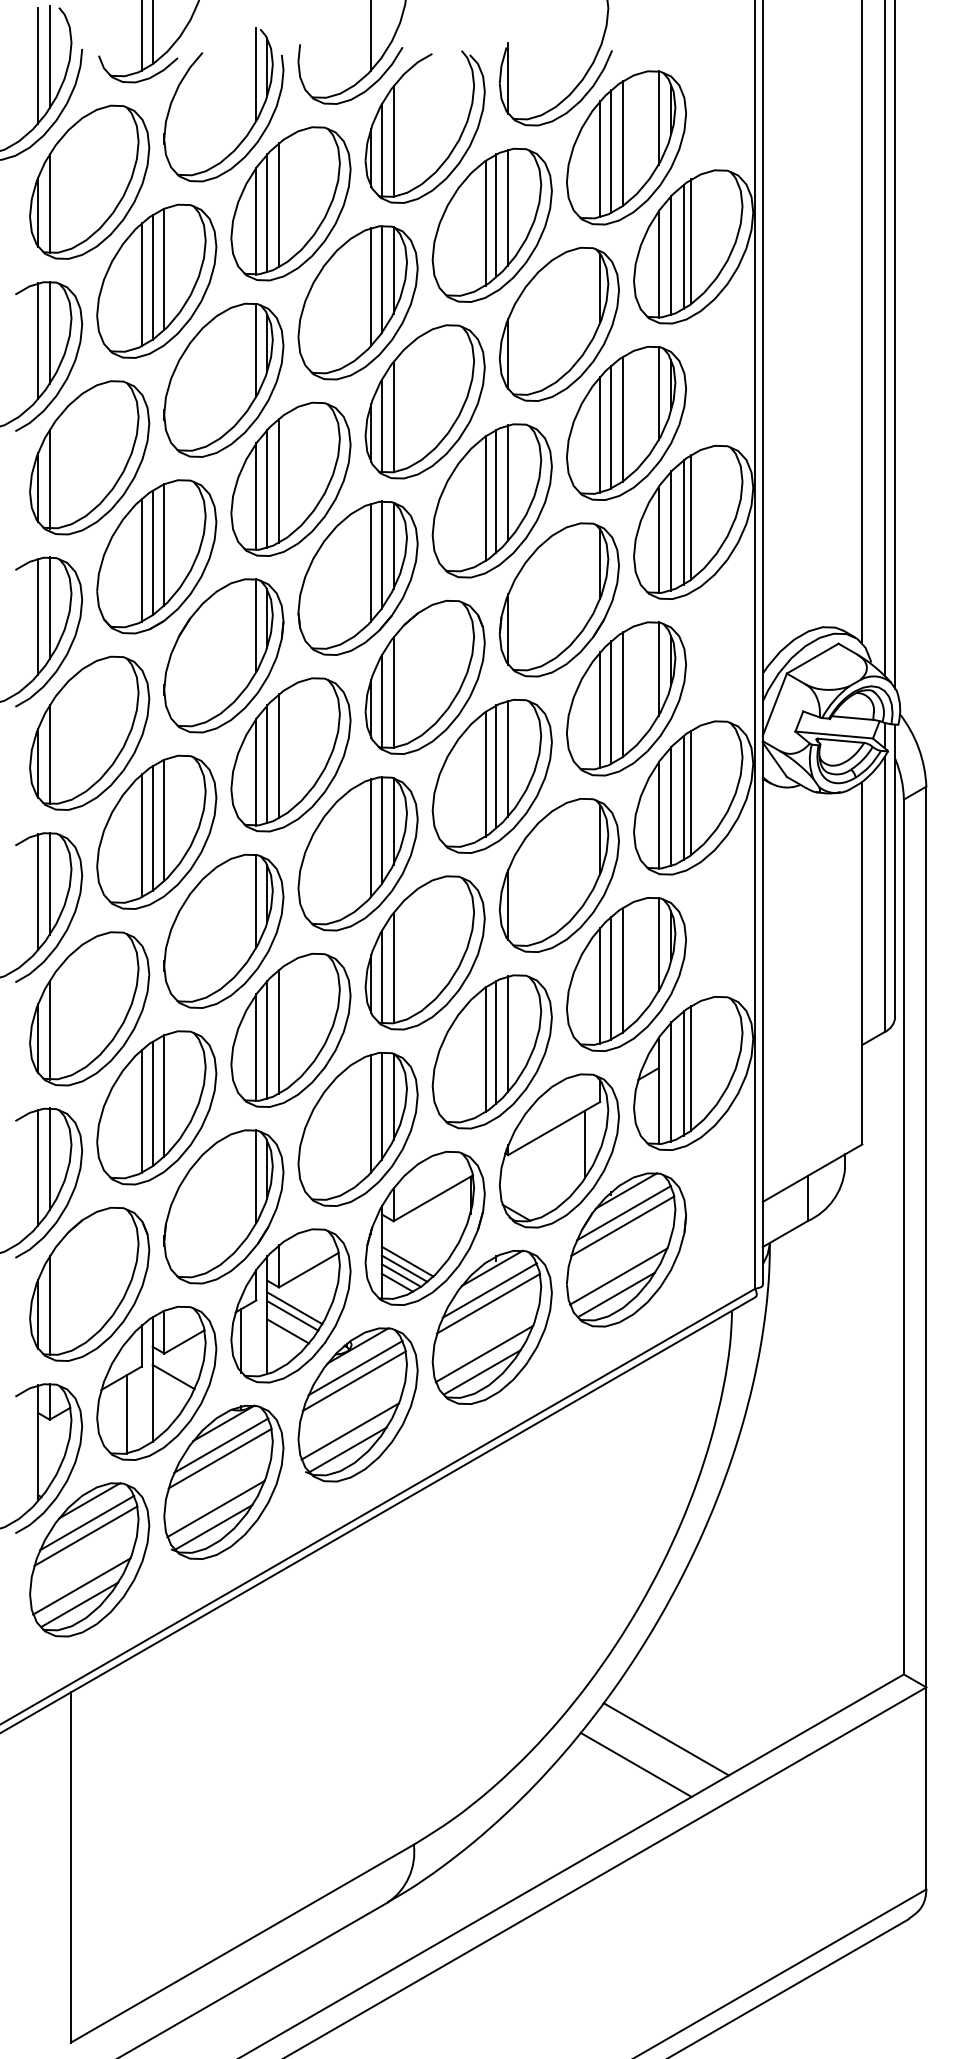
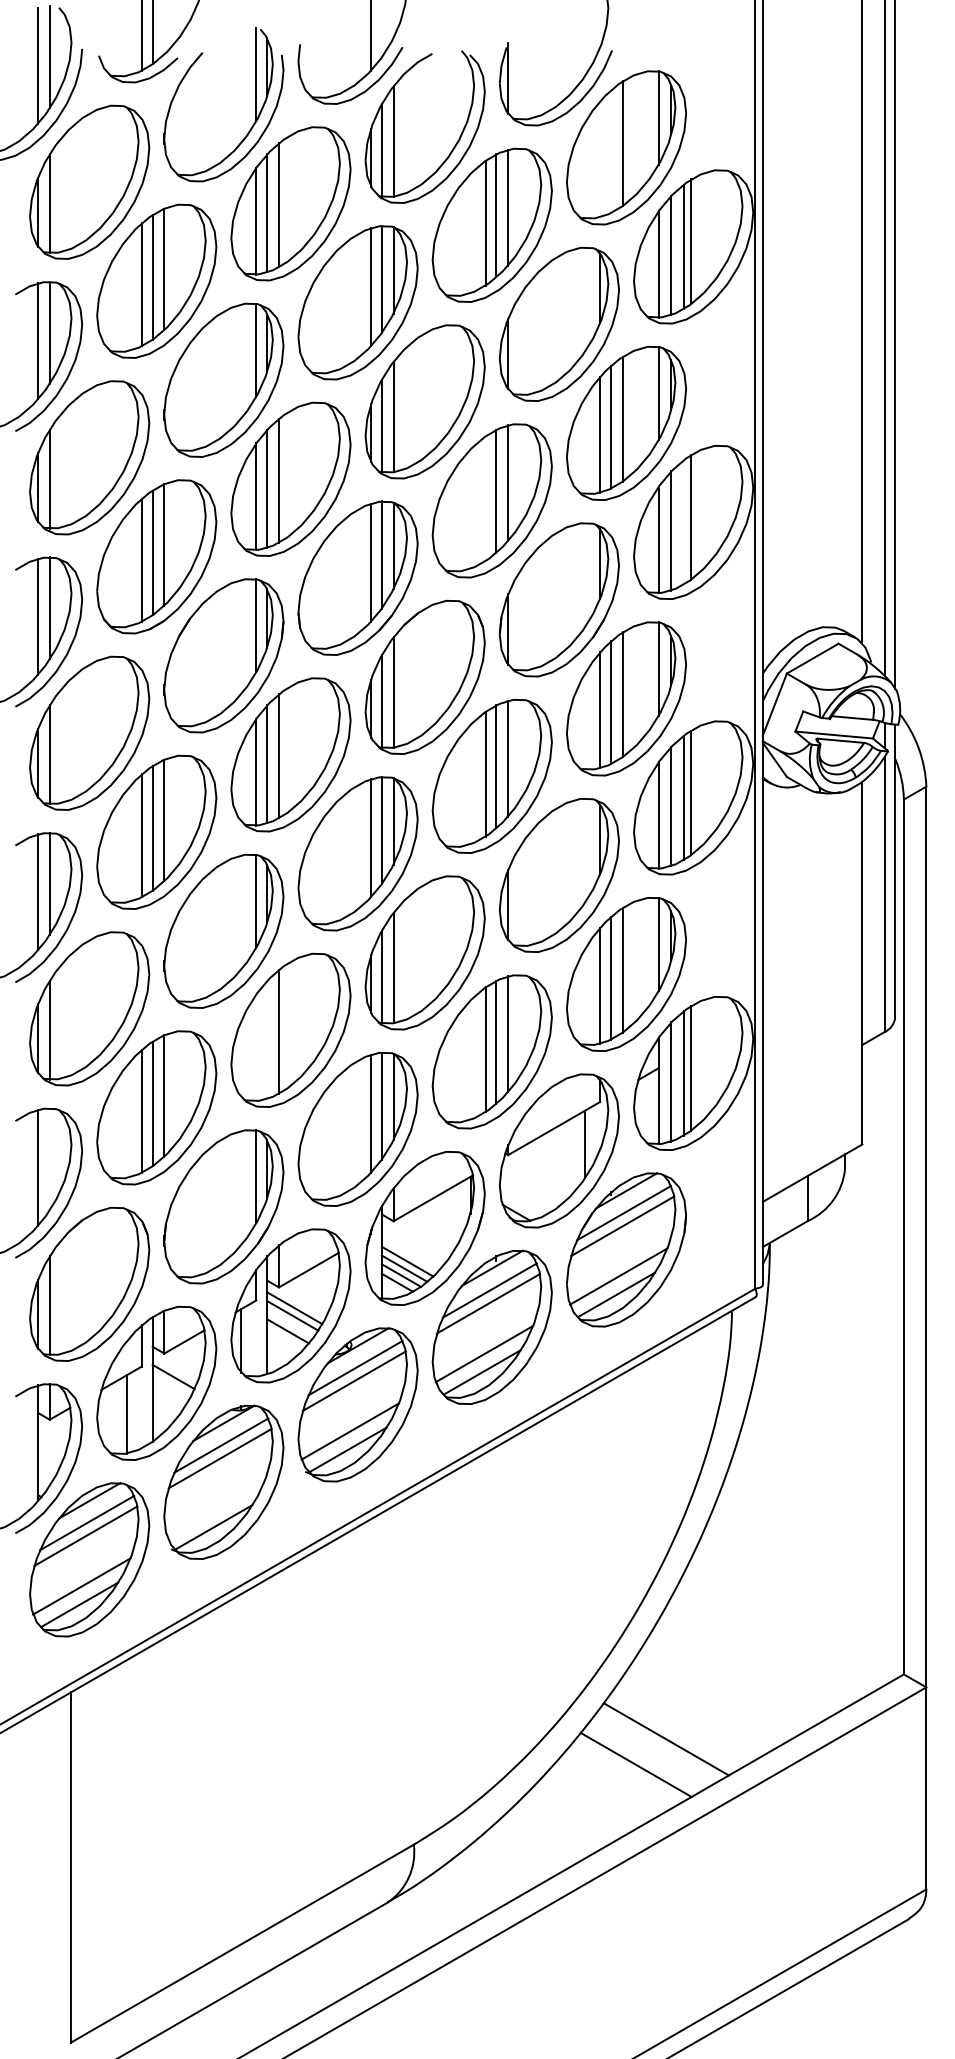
line: present -> none (611, 151)
line: present -> none (600, 159)
line: present -> none (485, 498)
line: present -> none (683, 522)
line: present -> none (267, 1039)
line: present -> none (256, 1047)
line: present -> none (49, 1159)
line: present -> none (215, 1508)
